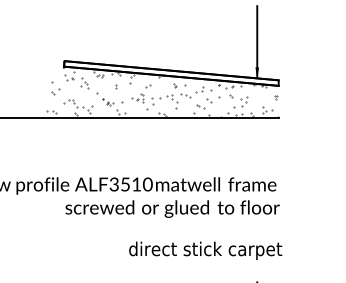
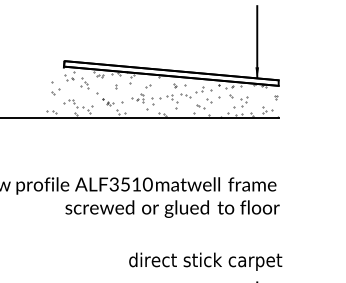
text position: (205, 250) -> (205, 261) (205, 261)
